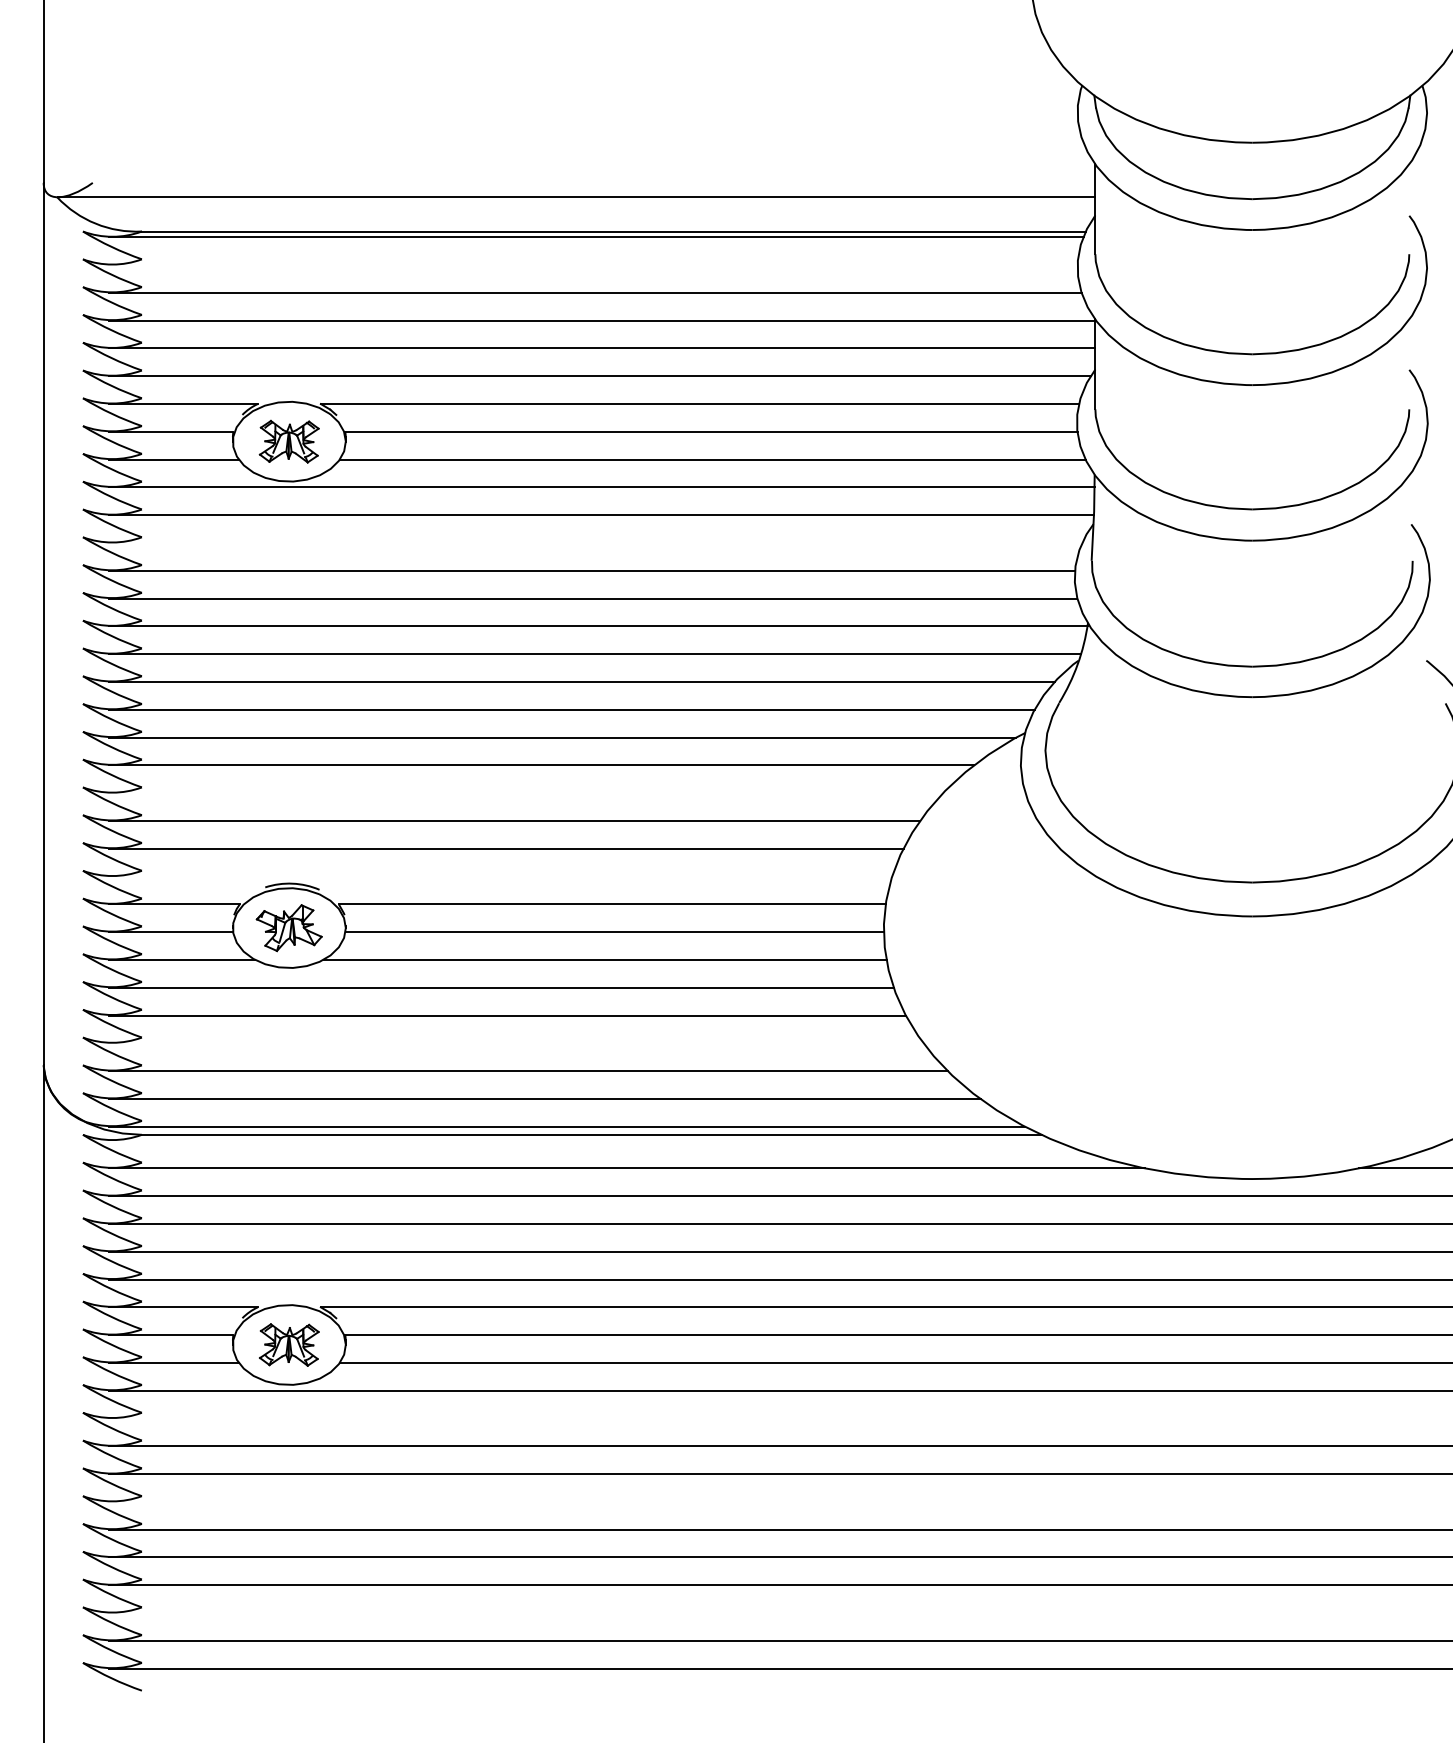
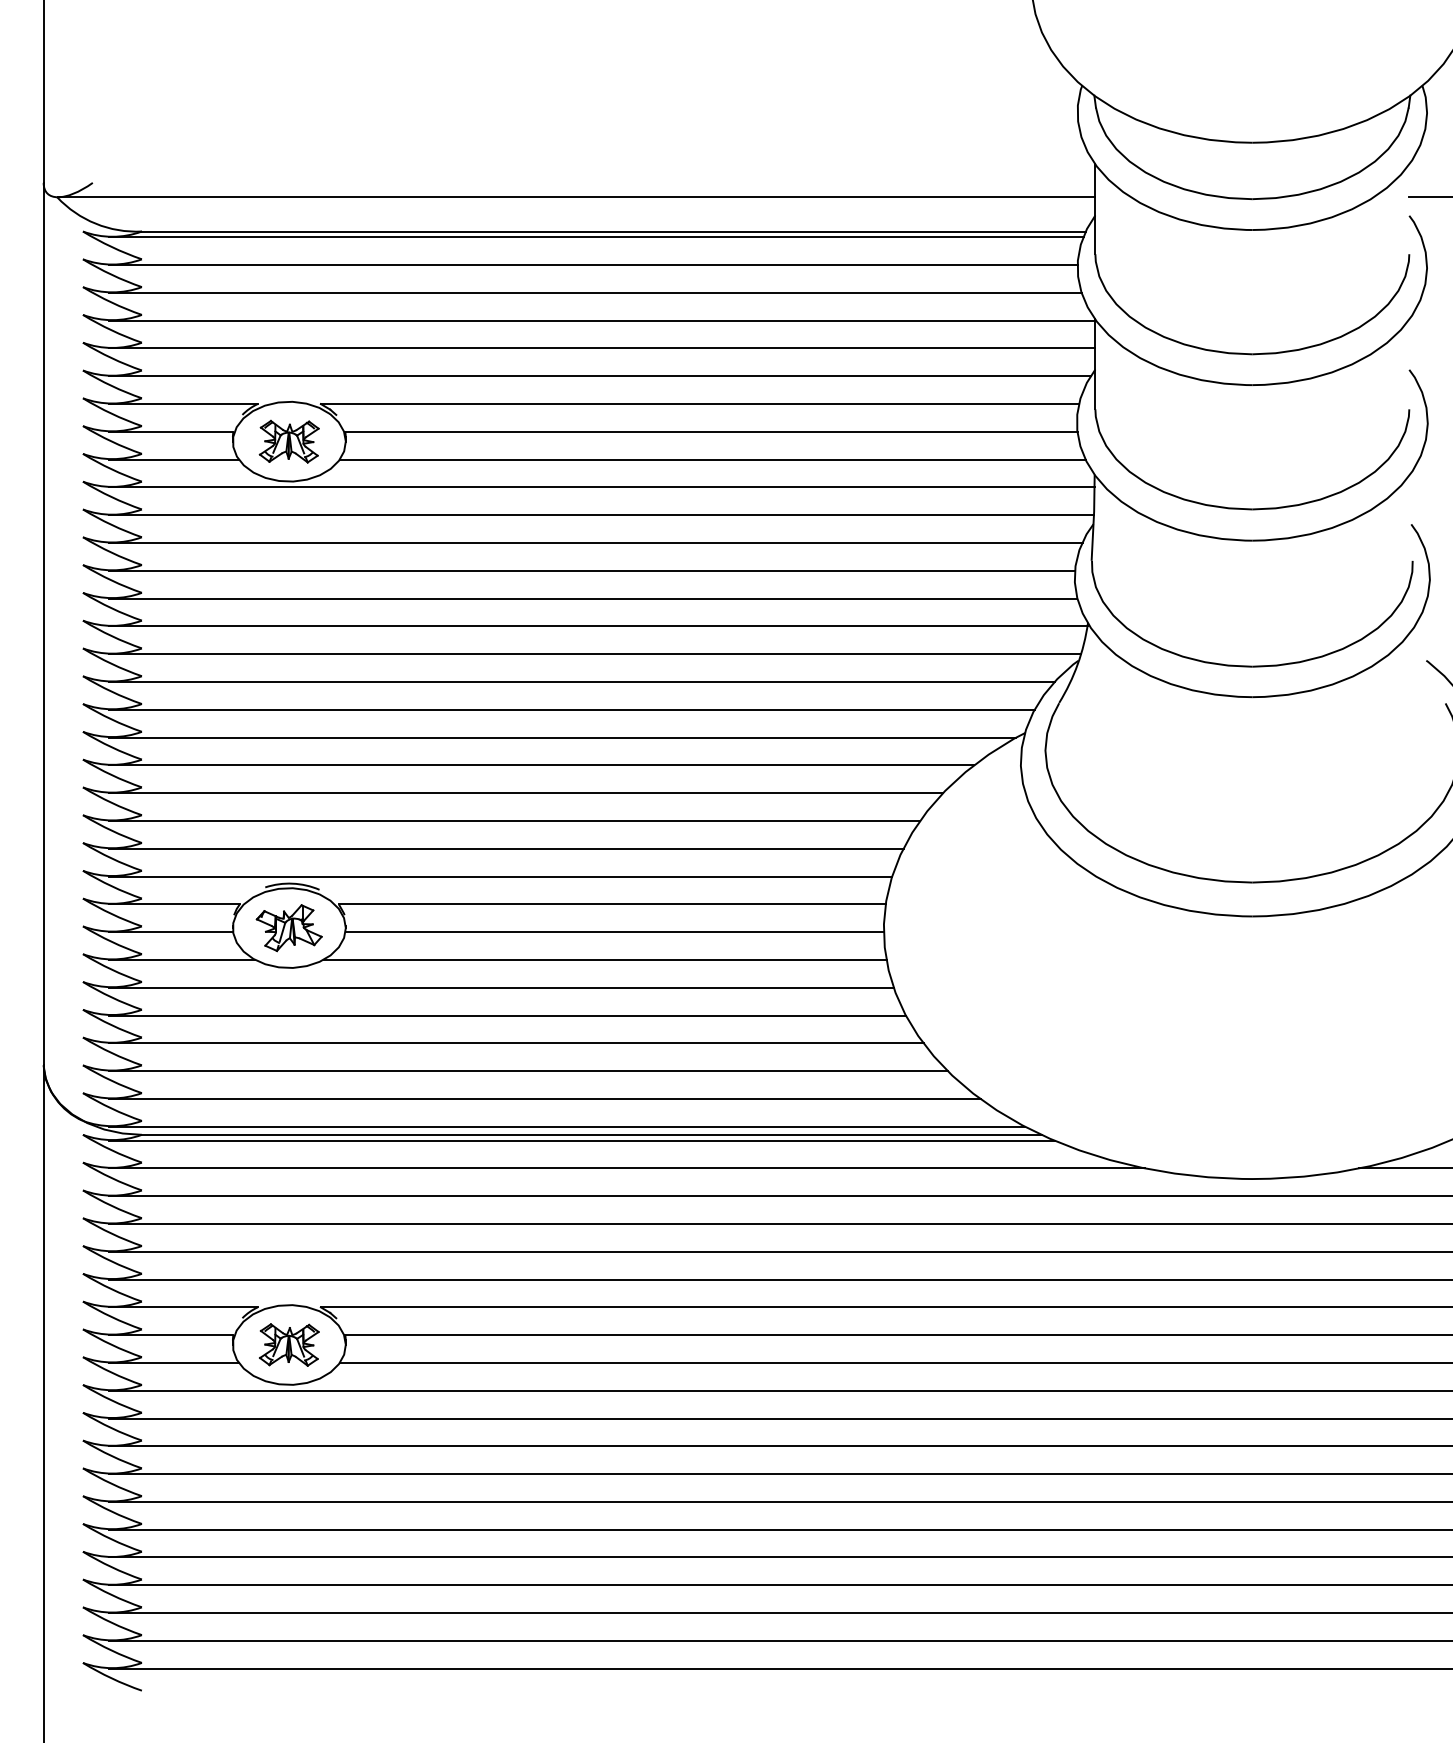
line: none -> present (1429, 197)
line: none -> present (593, 265)
line: none -> present (595, 543)
line: none -> present (526, 793)
line: none -> present (500, 876)
line: none -> present (516, 1043)
line: none -> present (581, 1140)
line: none -> present (779, 1418)
line: none -> present (779, 1501)
line: none -> present (779, 1613)
